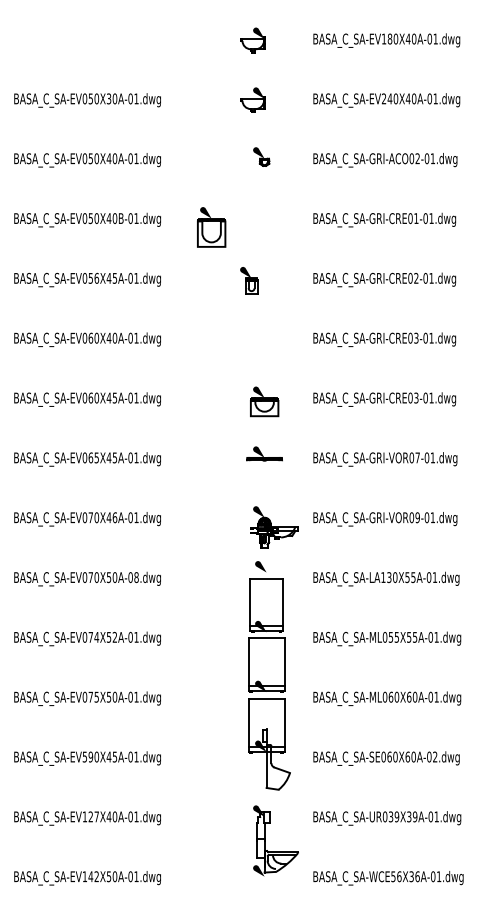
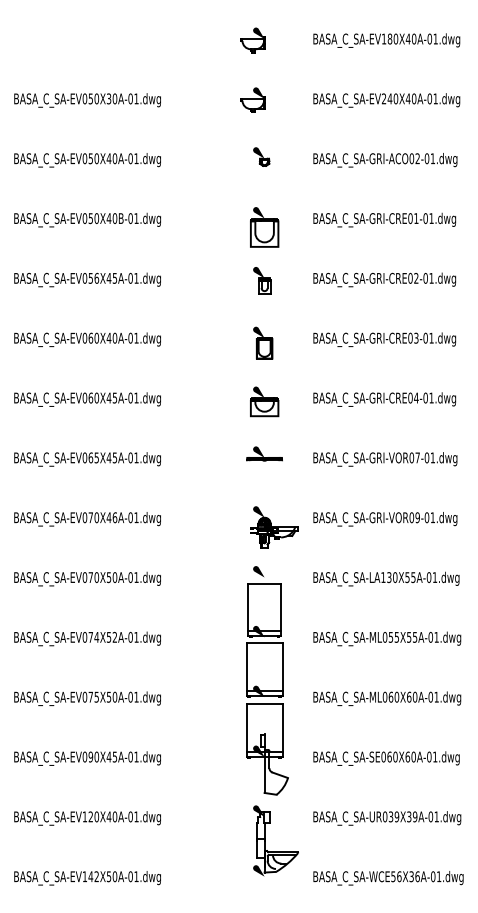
part position: (211, 227) -> (264, 227) (264, 227)
part position: (249, 280) -> (262, 280) (262, 280)
part: none -> present (263, 342)
text: BASA_C_SA-GRI-CRE03-01.dwg -> BASA_C_SA-GRI-CRE04-01.dwg (416, 397)
text: BASA_C_SA-EV070X50A-08.dwg -> BASA_C_SA-EV070X50A-01.dwg (136, 577)
part position: (269, 675) -> (267, 680) (267, 680)
text: BASA_C_SA-EV590X45A-01.dwg -> BASA_C_SA-EV090X45A-01.dwg (84, 756)
text: BASA_C_SA-SE060X60A-02.dwg -> BASA_C_SA-SE060X60A-01.dwg (435, 756)
text: BASA_C_SA-EV127X40A-01.dwg -> BASA_C_SA-EV120X40A-01.dwg (96, 816)
